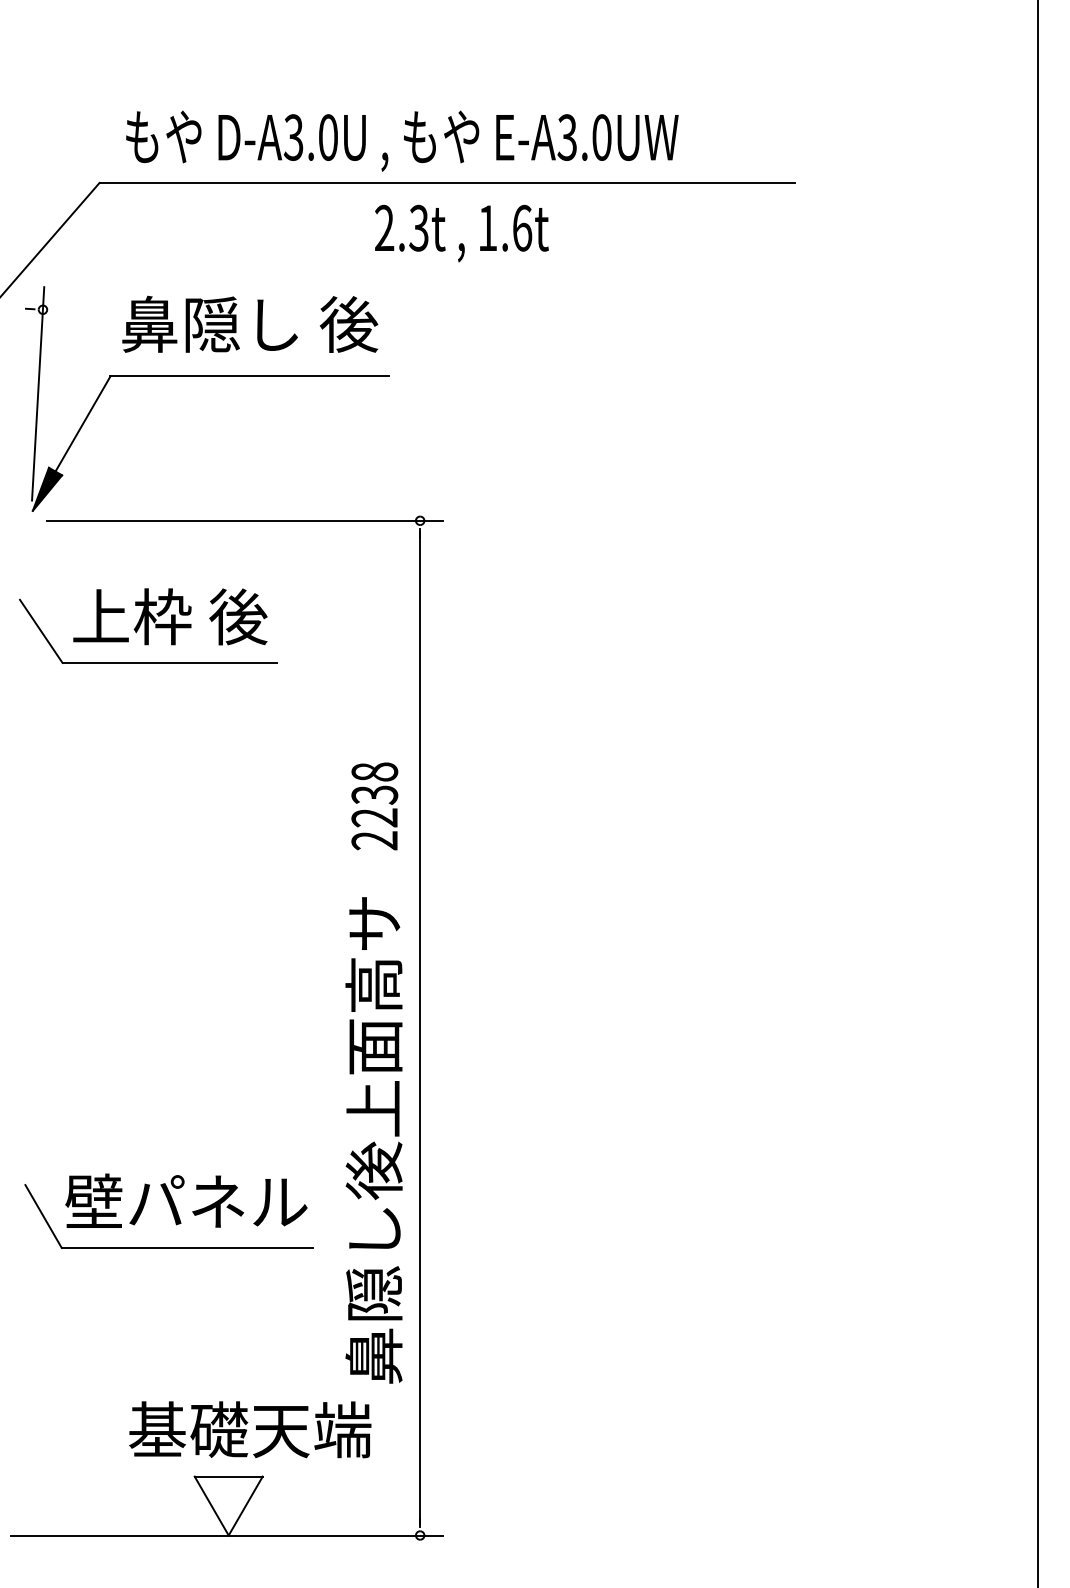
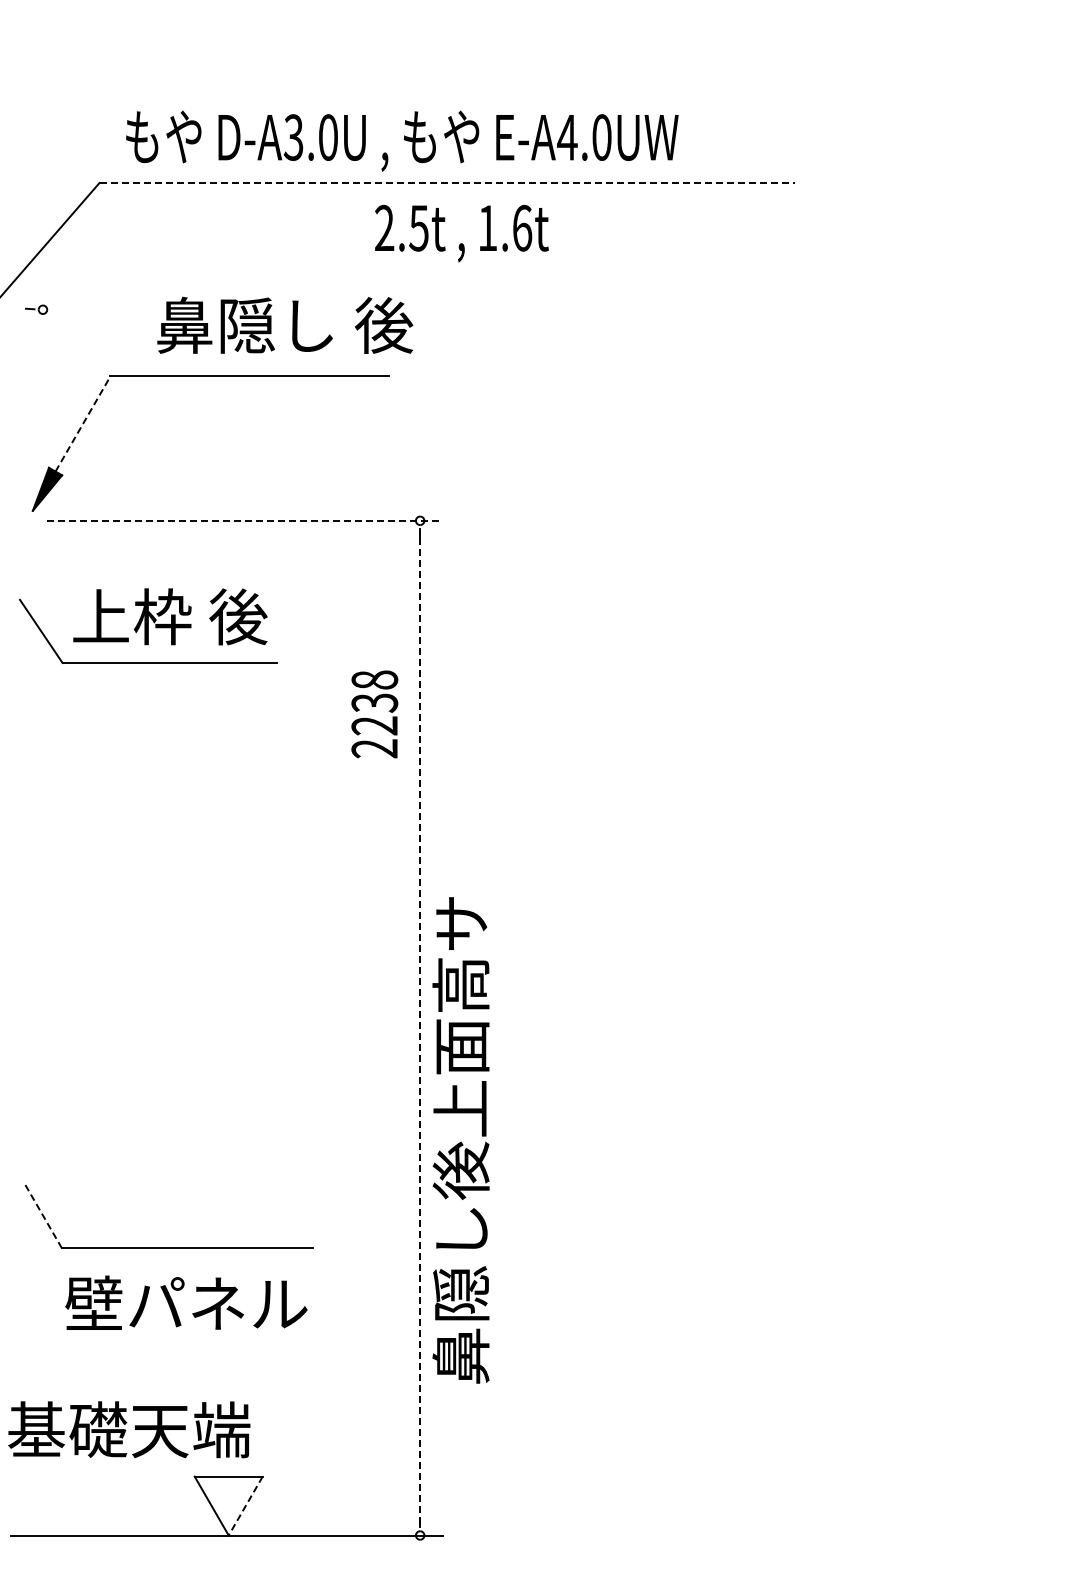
text: E-A3.0UW -> E-A4.0UW (567, 137)
line: solid -> dashed (447, 182)
text: 2.3t -> 2.5t (418, 227)
text position: (250, 323) -> (285, 324) (285, 324)
line: present -> none (38, 393)
line: solid -> dashed (83, 424)
line: solid -> dashed (245, 520)
line: present -> none (1037, 793)
text position: (374, 806) -> (374, 714) (374, 714)
line: solid -> dashed (420, 1027)
text position: (373, 1140) -> (460, 1140) (460, 1140)
text position: (186, 1200) -> (186, 1302) (186, 1302)
line: solid -> dashed (43, 1216)
text position: (250, 1429) -> (129, 1429) (129, 1429)
line: solid -> dashed (245, 1506)
